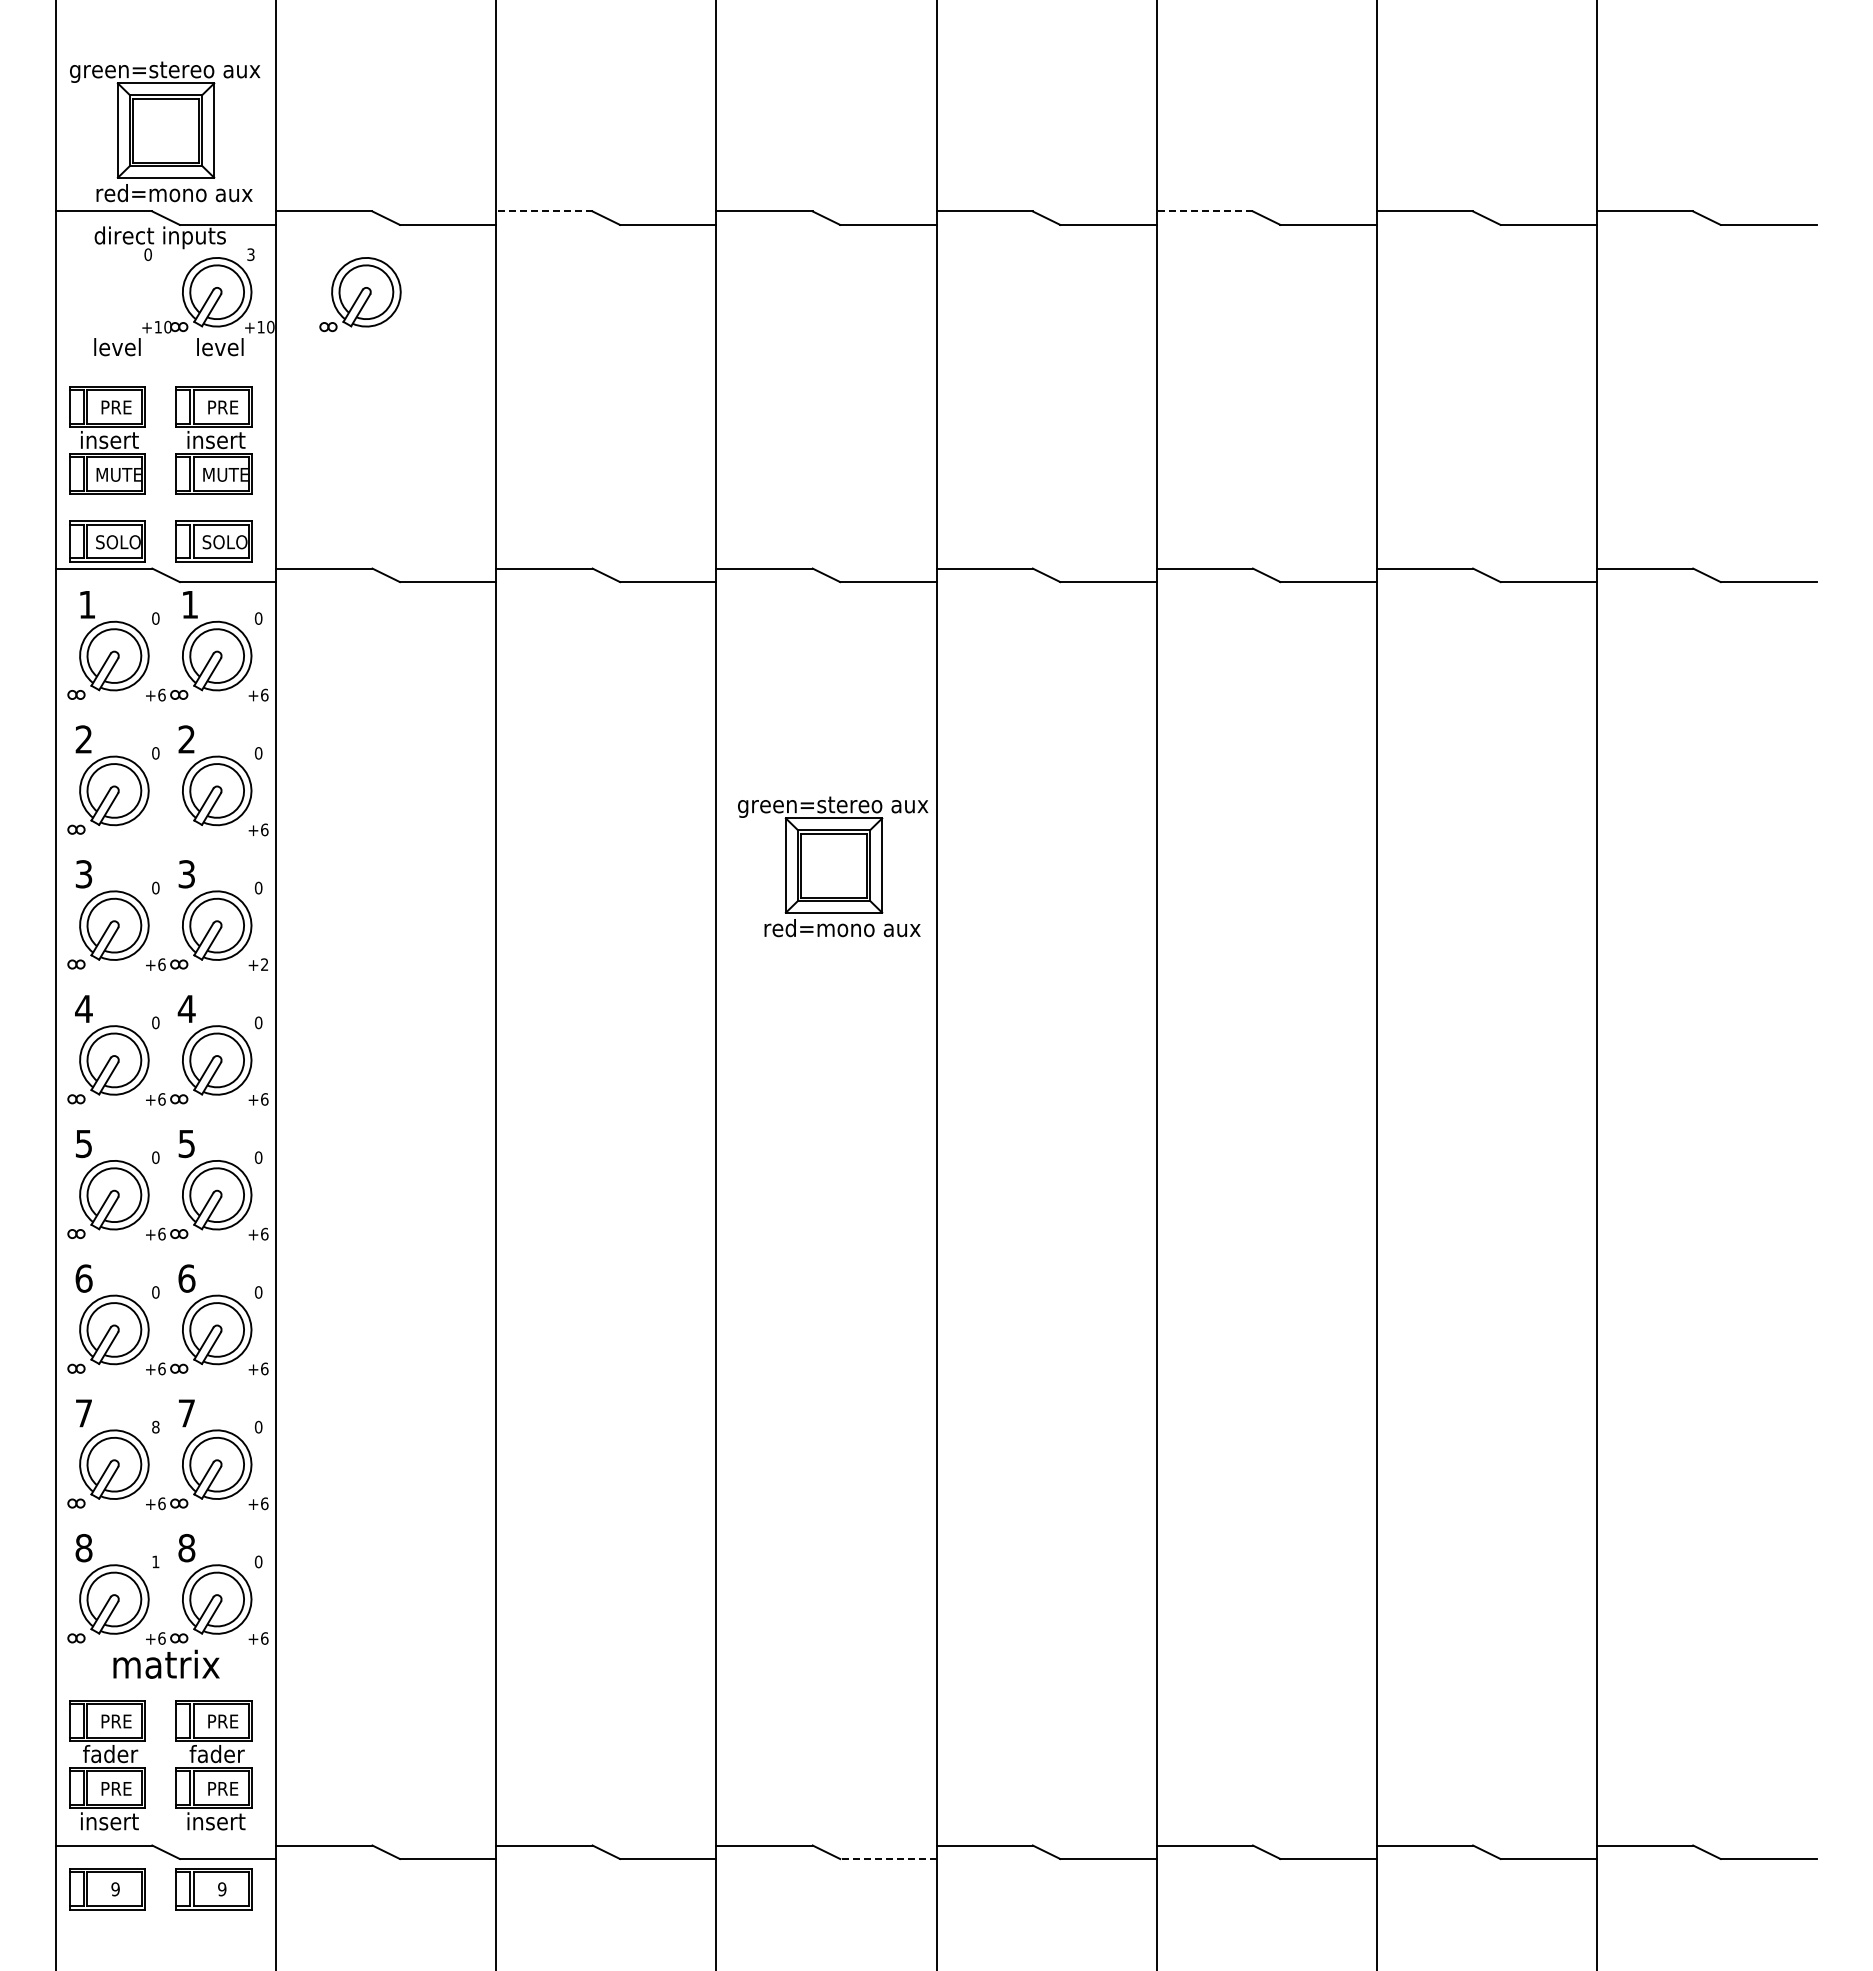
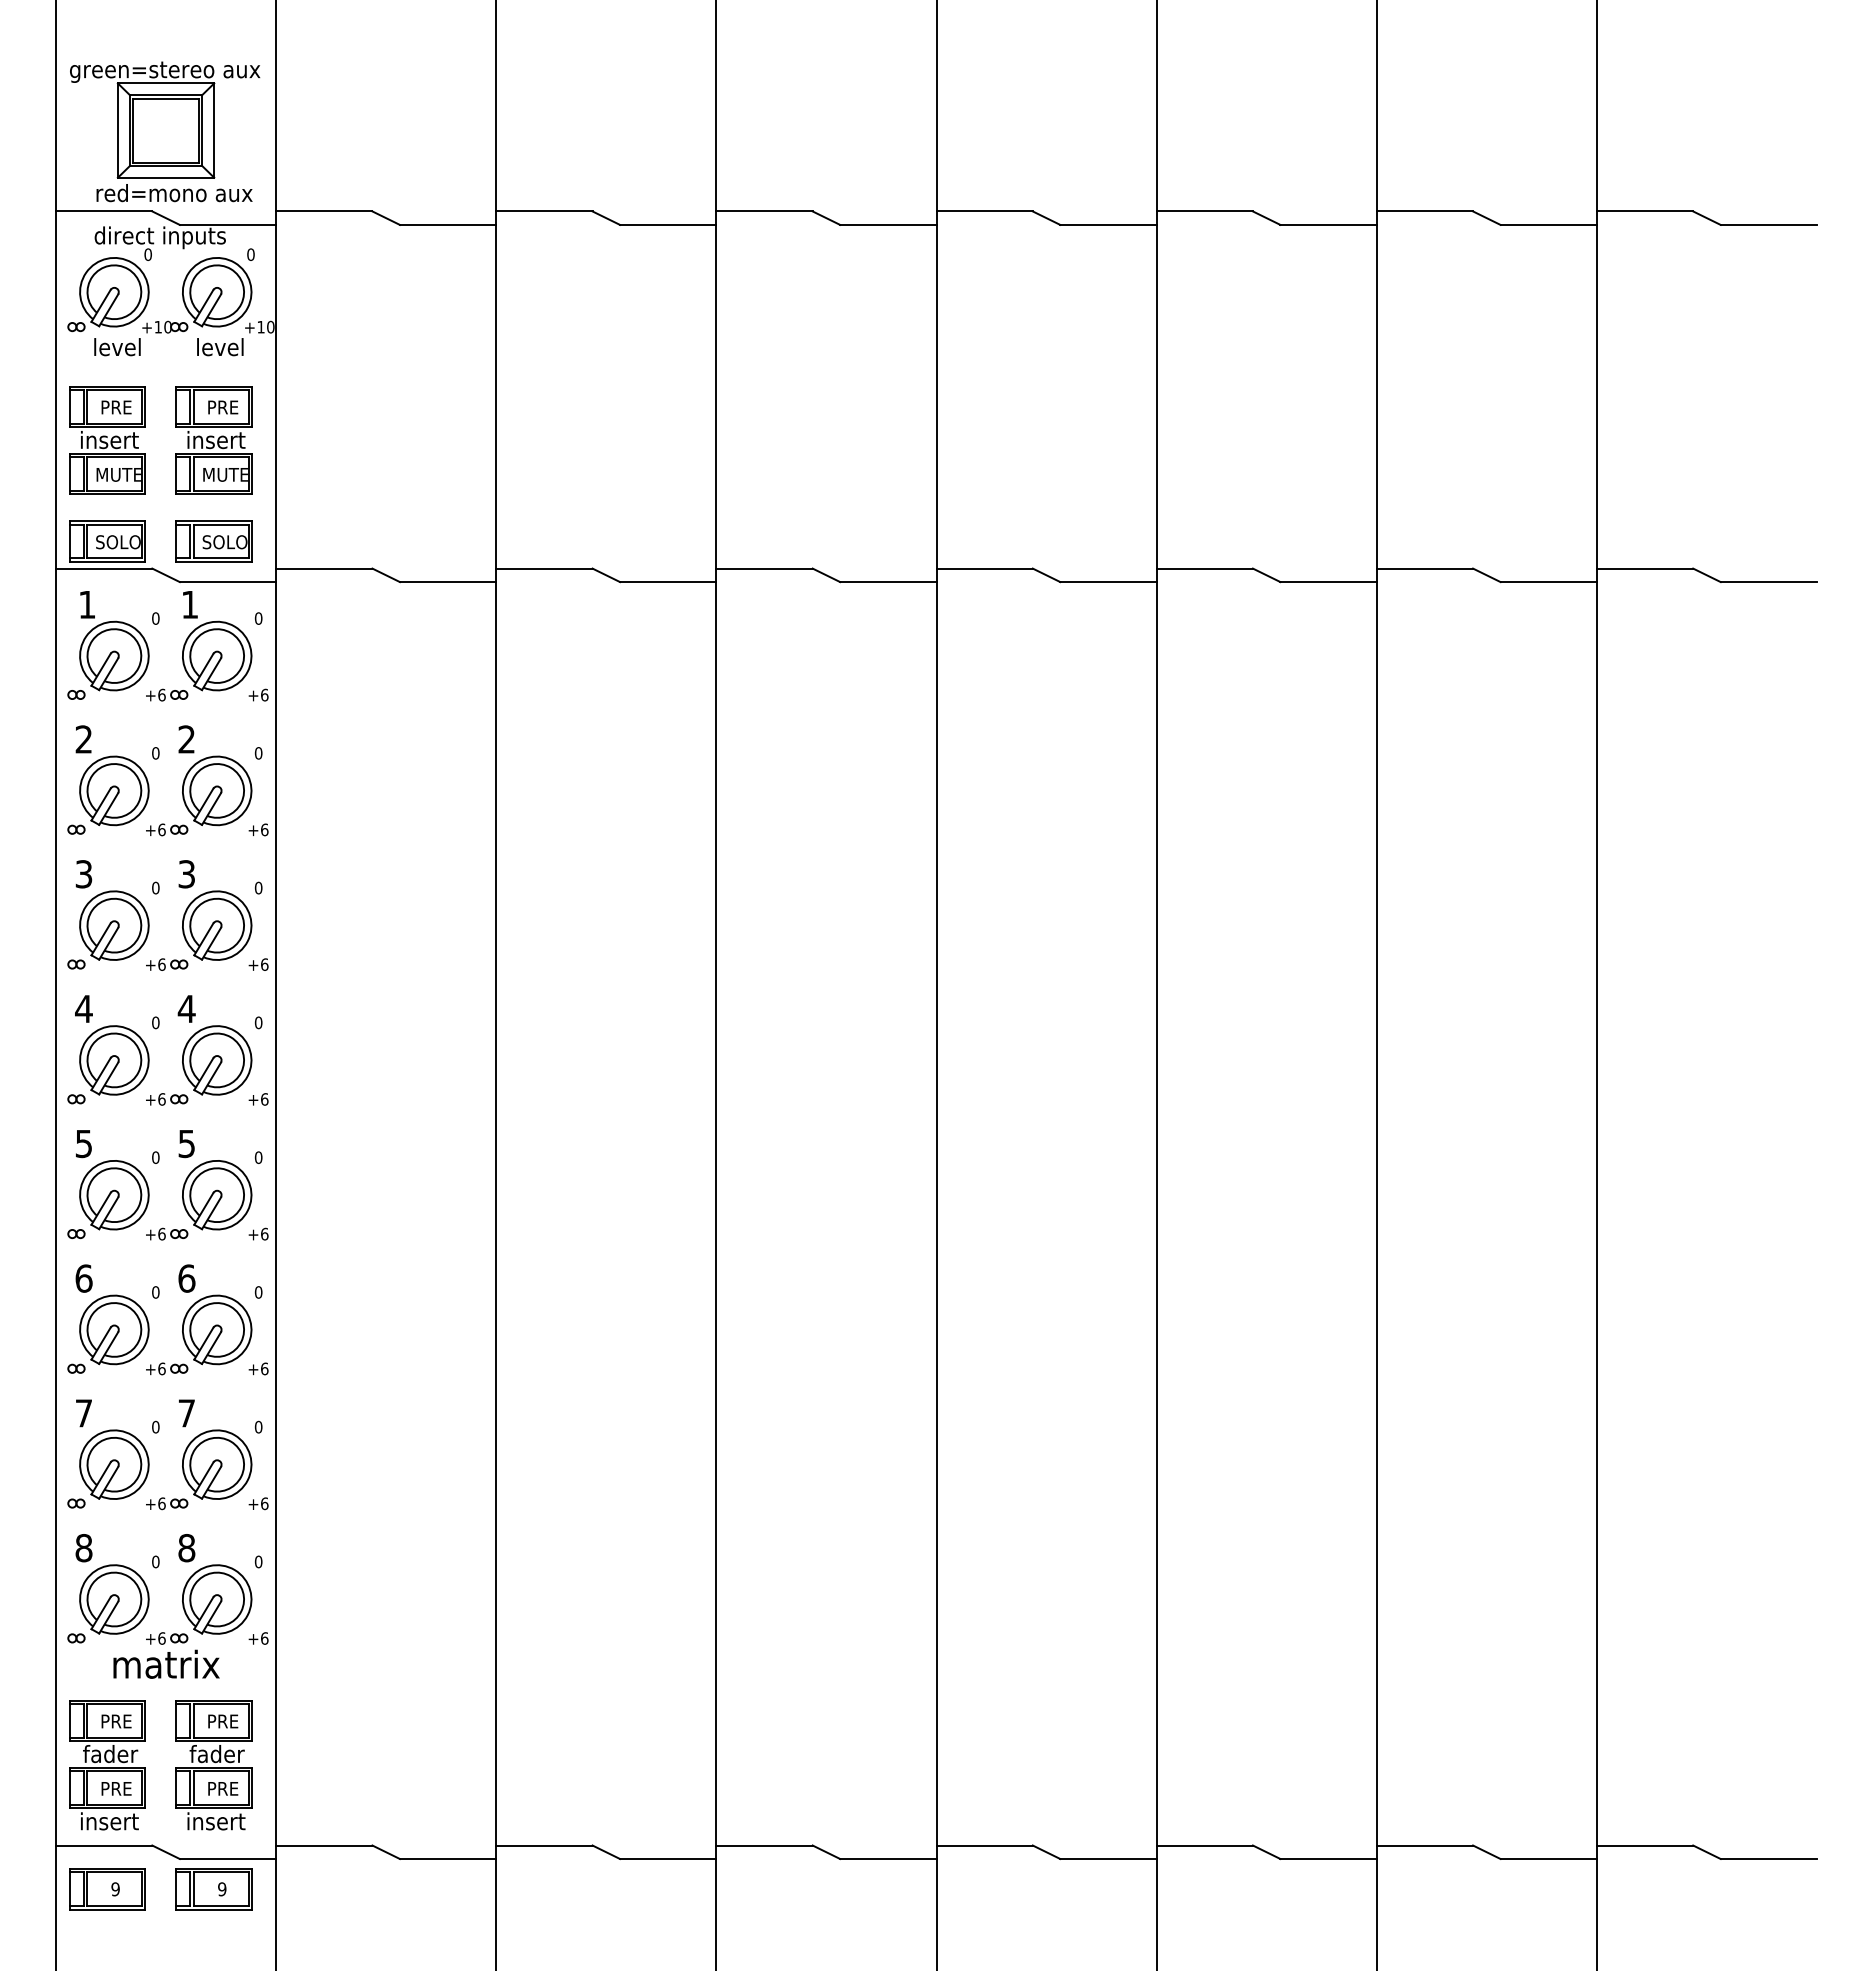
line: dashed -> solid (543, 211)
line: dashed -> solid (1204, 211)
text: 3 -> 0 (250, 254)
part position: (360, 294) -> (108, 294) (108, 294)
part: none -> present (167, 829)
part: present -> none (833, 866)
text: +2 -> +6 (264, 964)
text: 8 -> 0 (155, 1427)
text: 1 -> 0 (155, 1561)
line: dashed -> solid (887, 1859)
